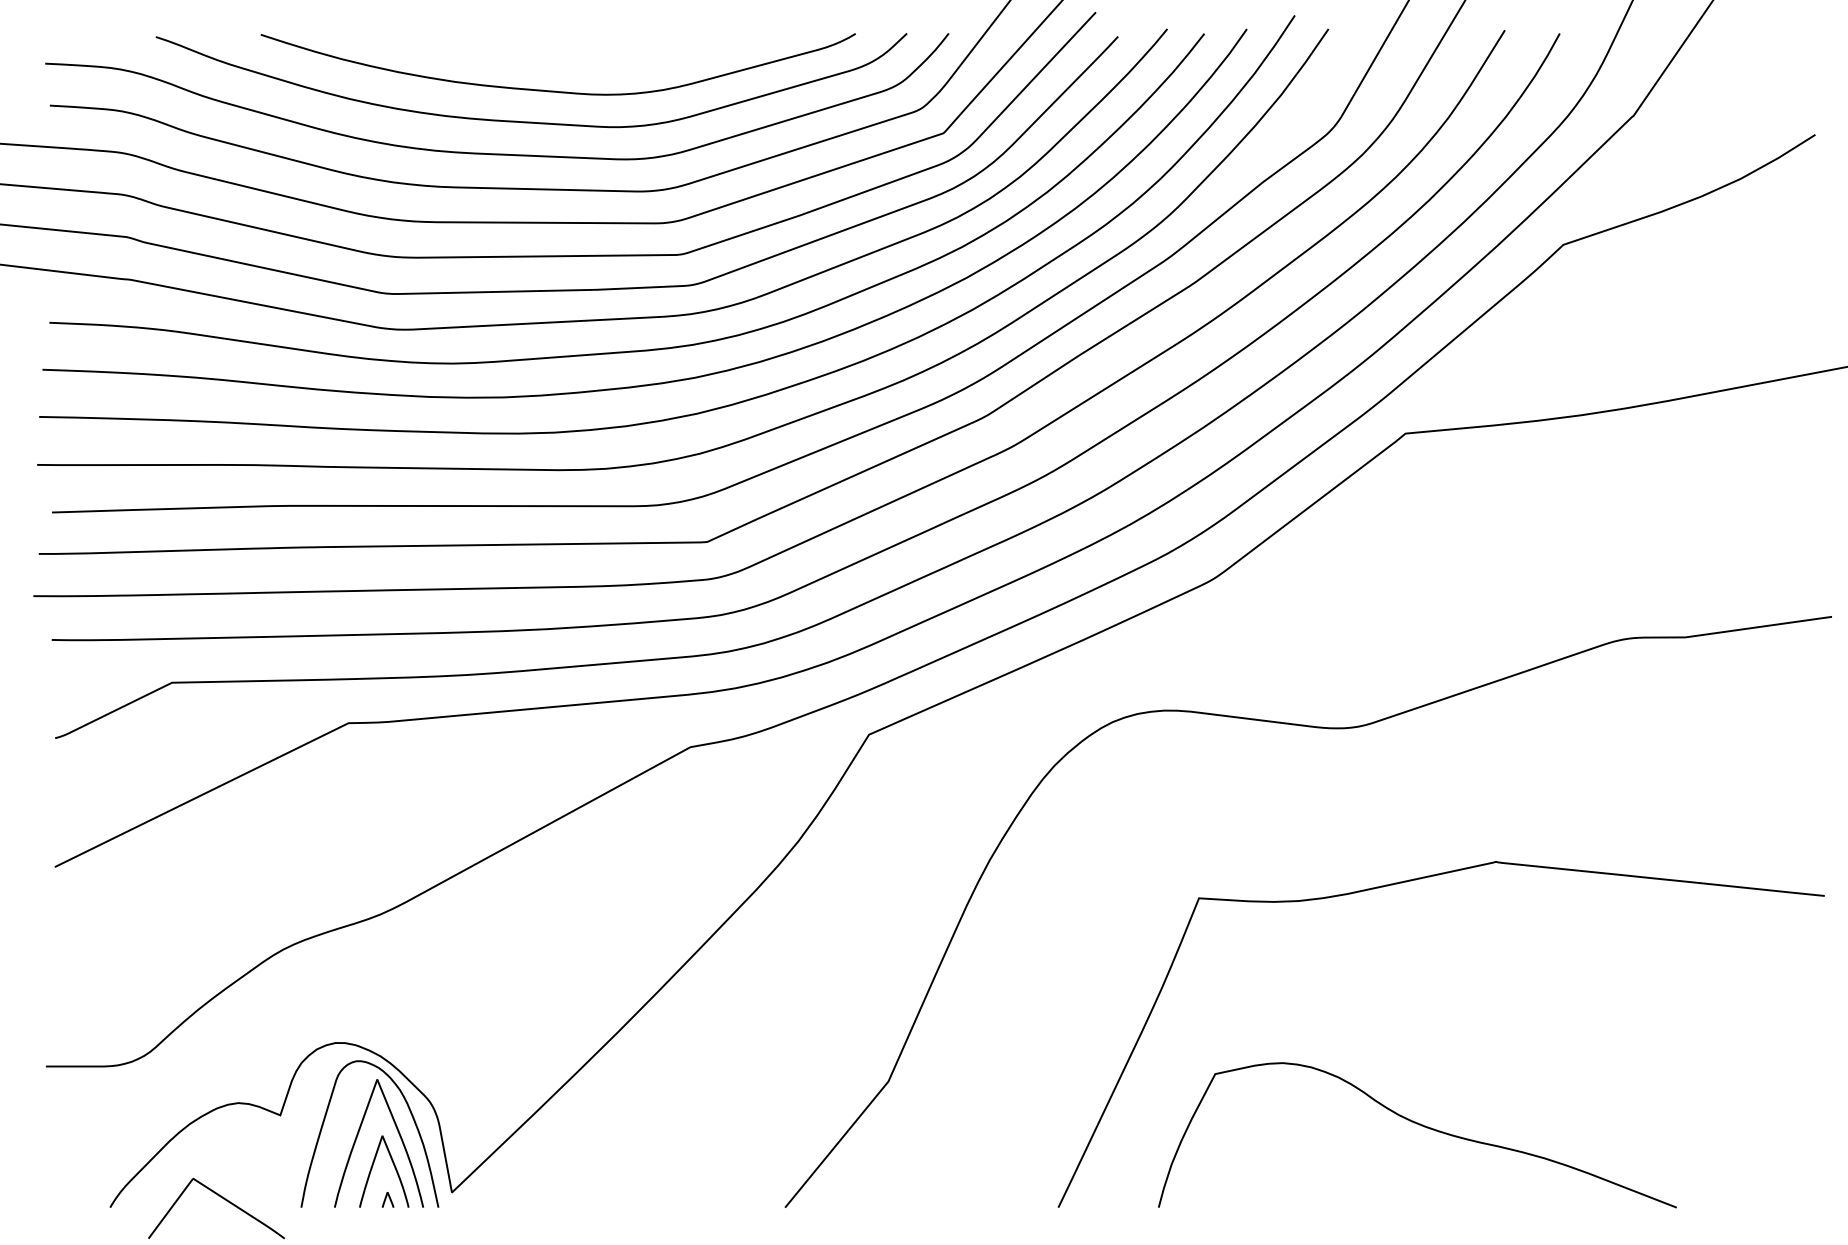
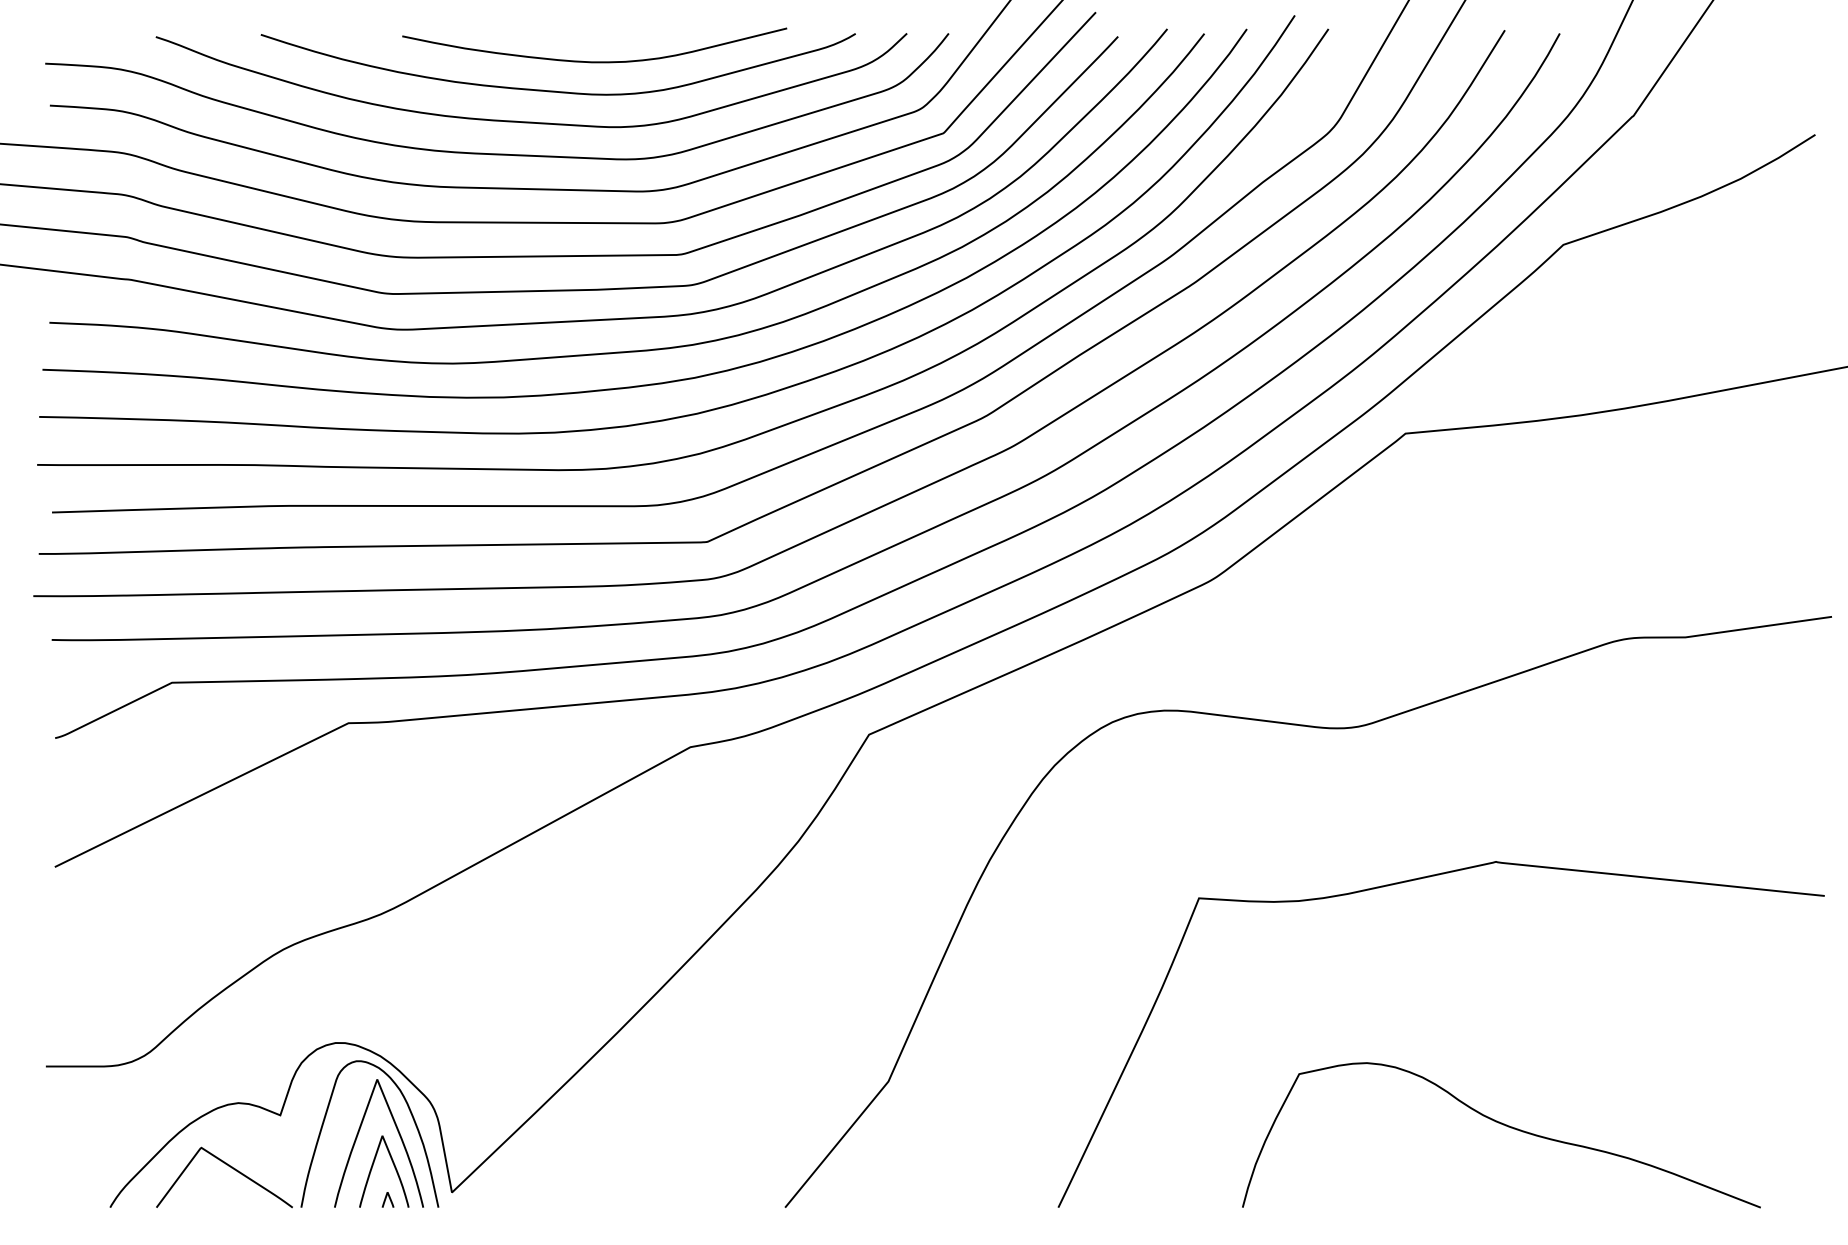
curve: none -> present (594, 61)
curve position: (1421, 1126) -> (1505, 1126) (1505, 1126)
curve position: (223, 1199) -> (231, 1168) (231, 1168)
